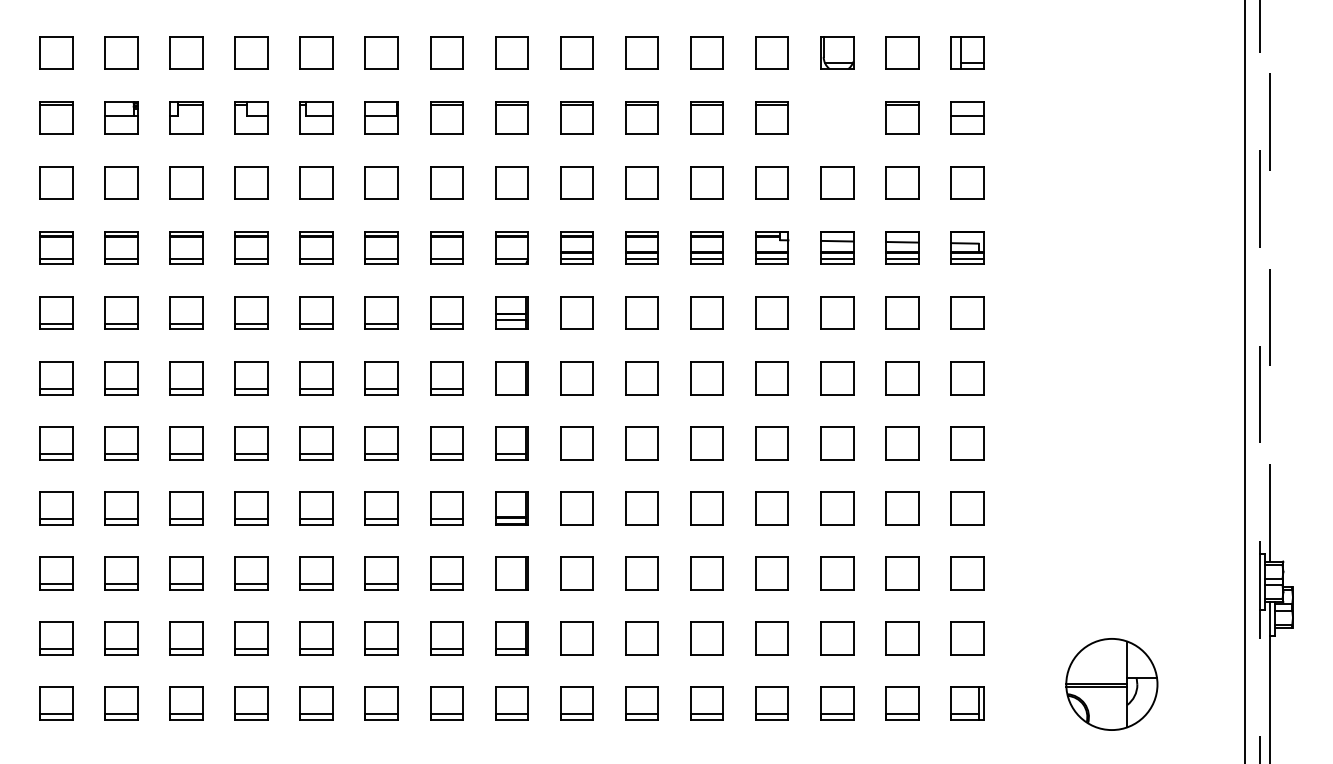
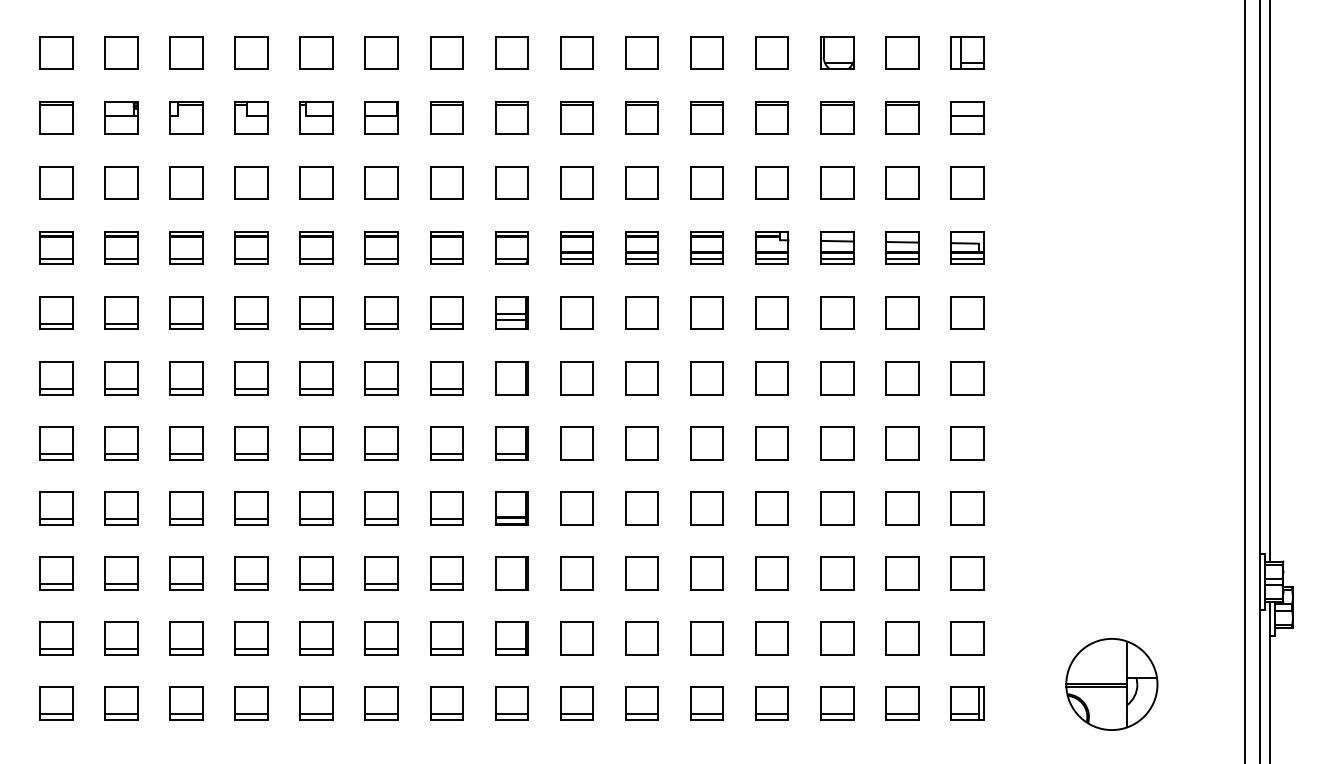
part: none -> present (837, 117)
line: dashed -> solid (1270, 280)
line: dashed -> solid (1260, 382)
